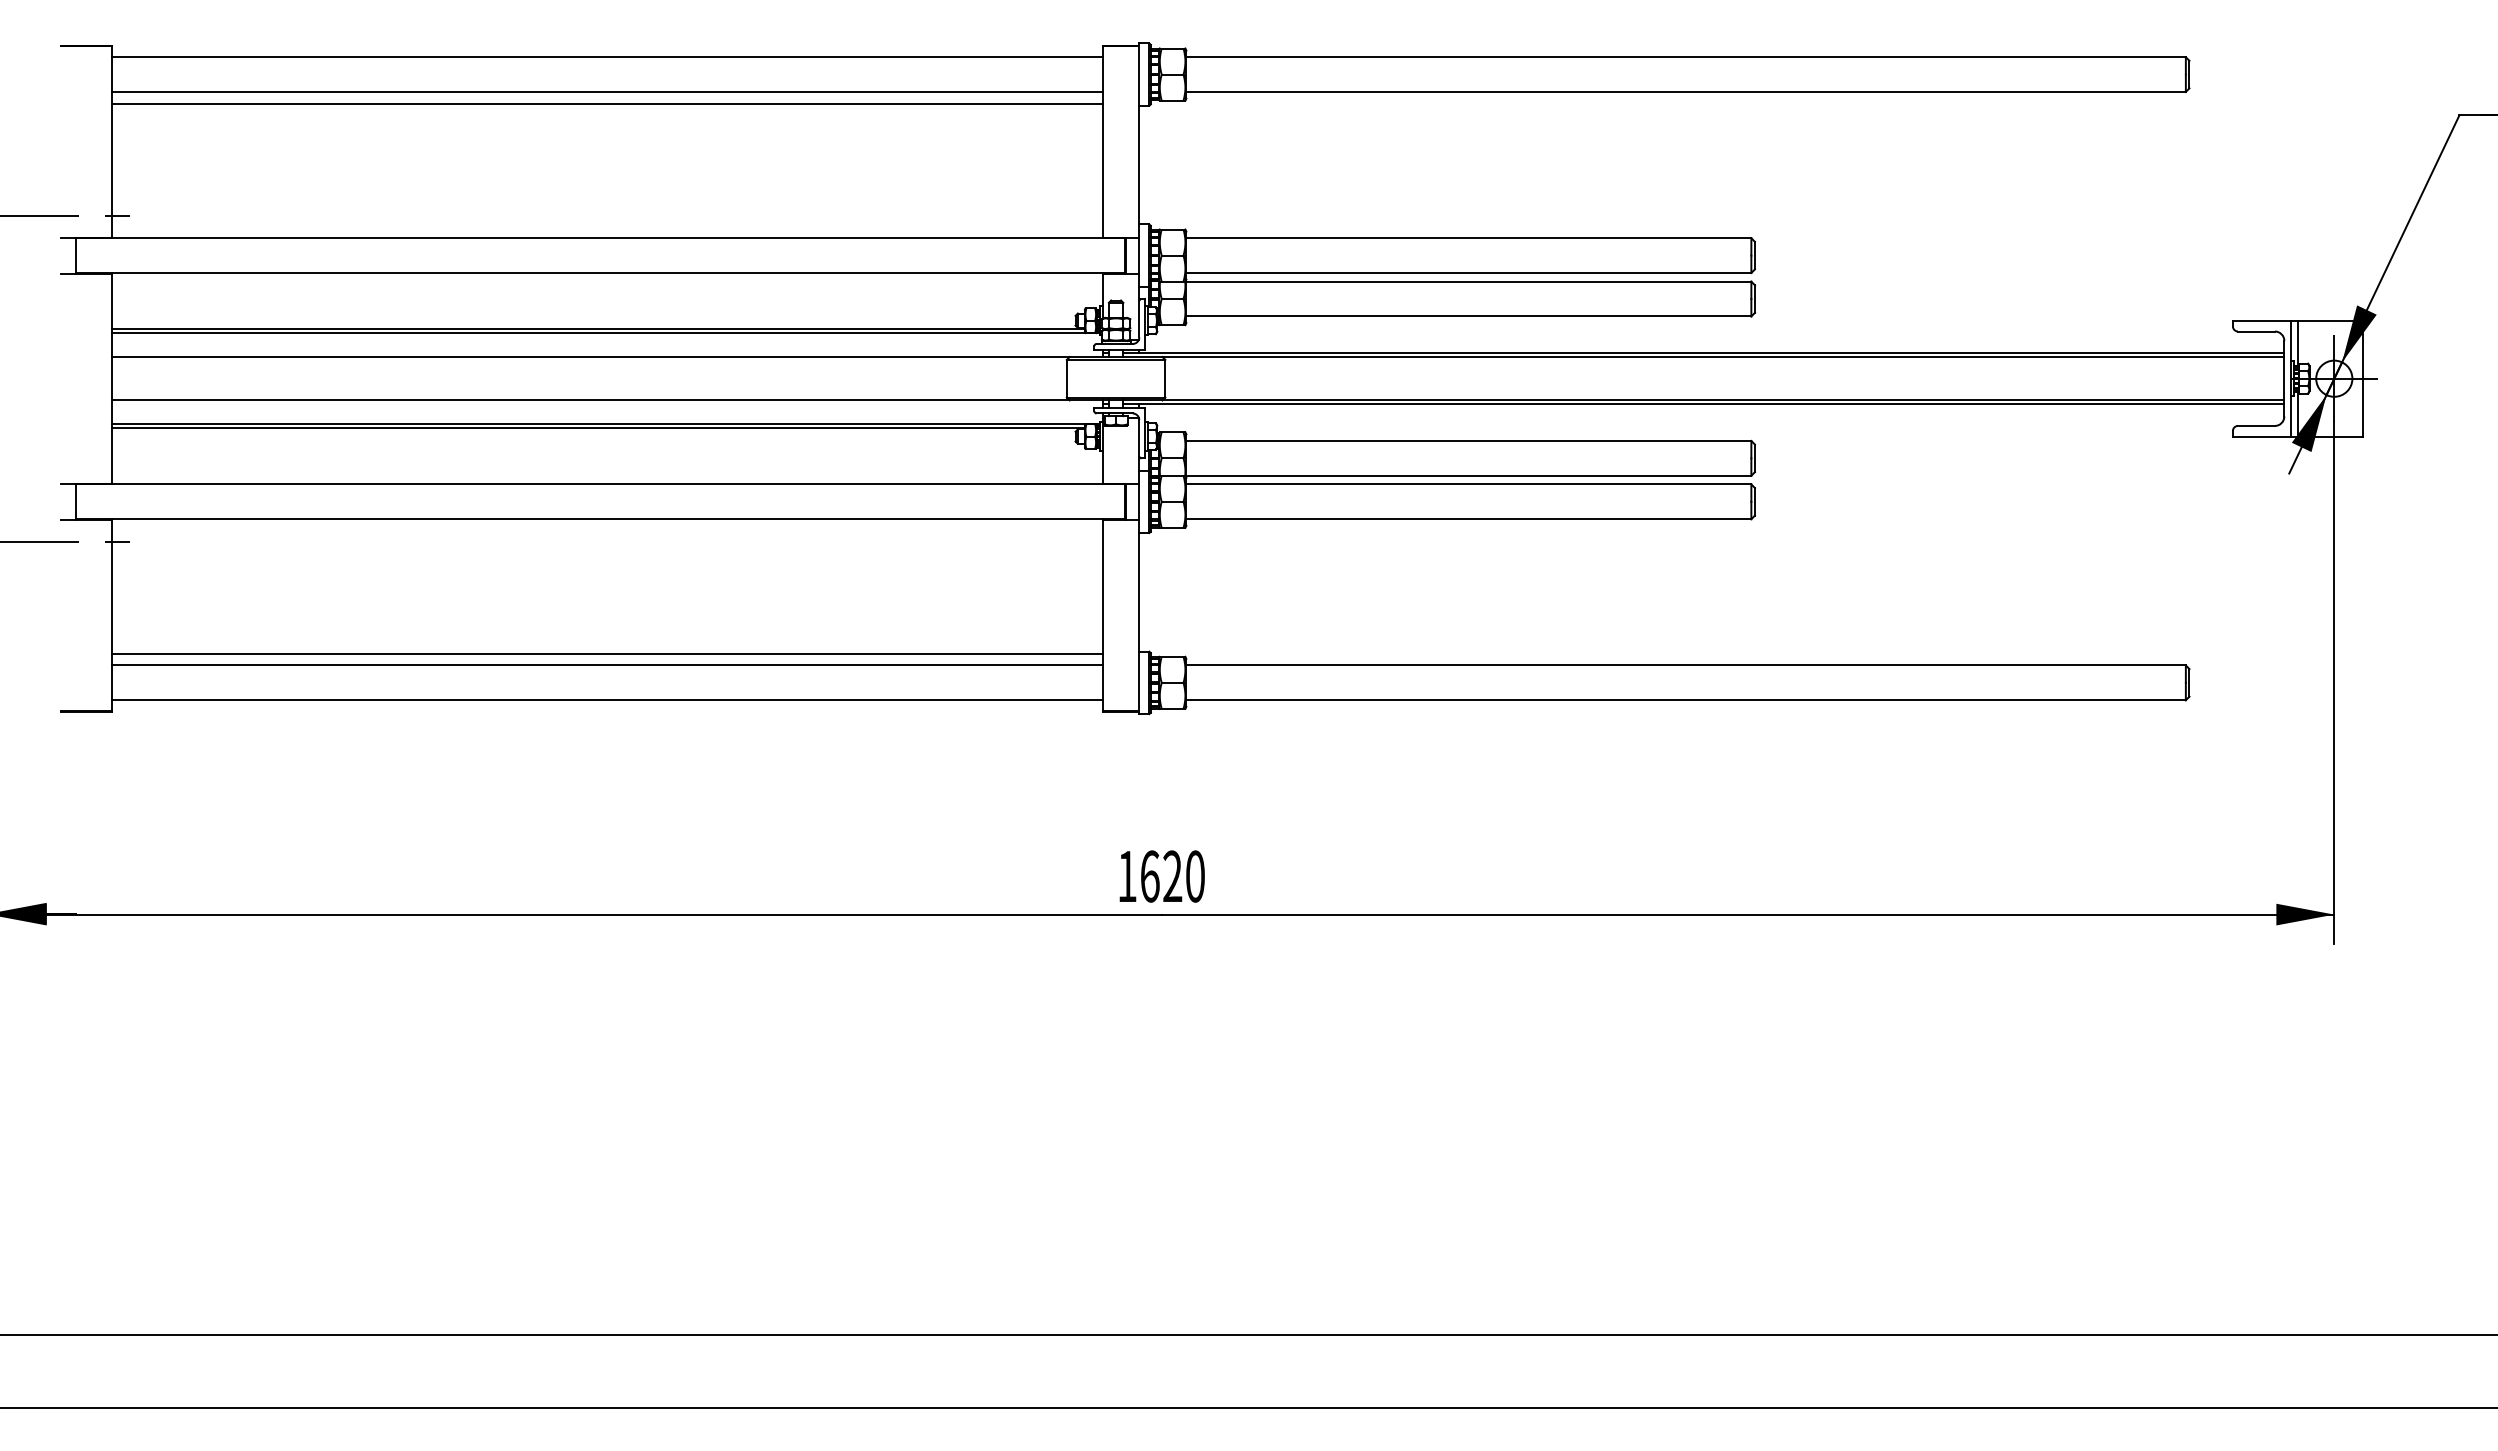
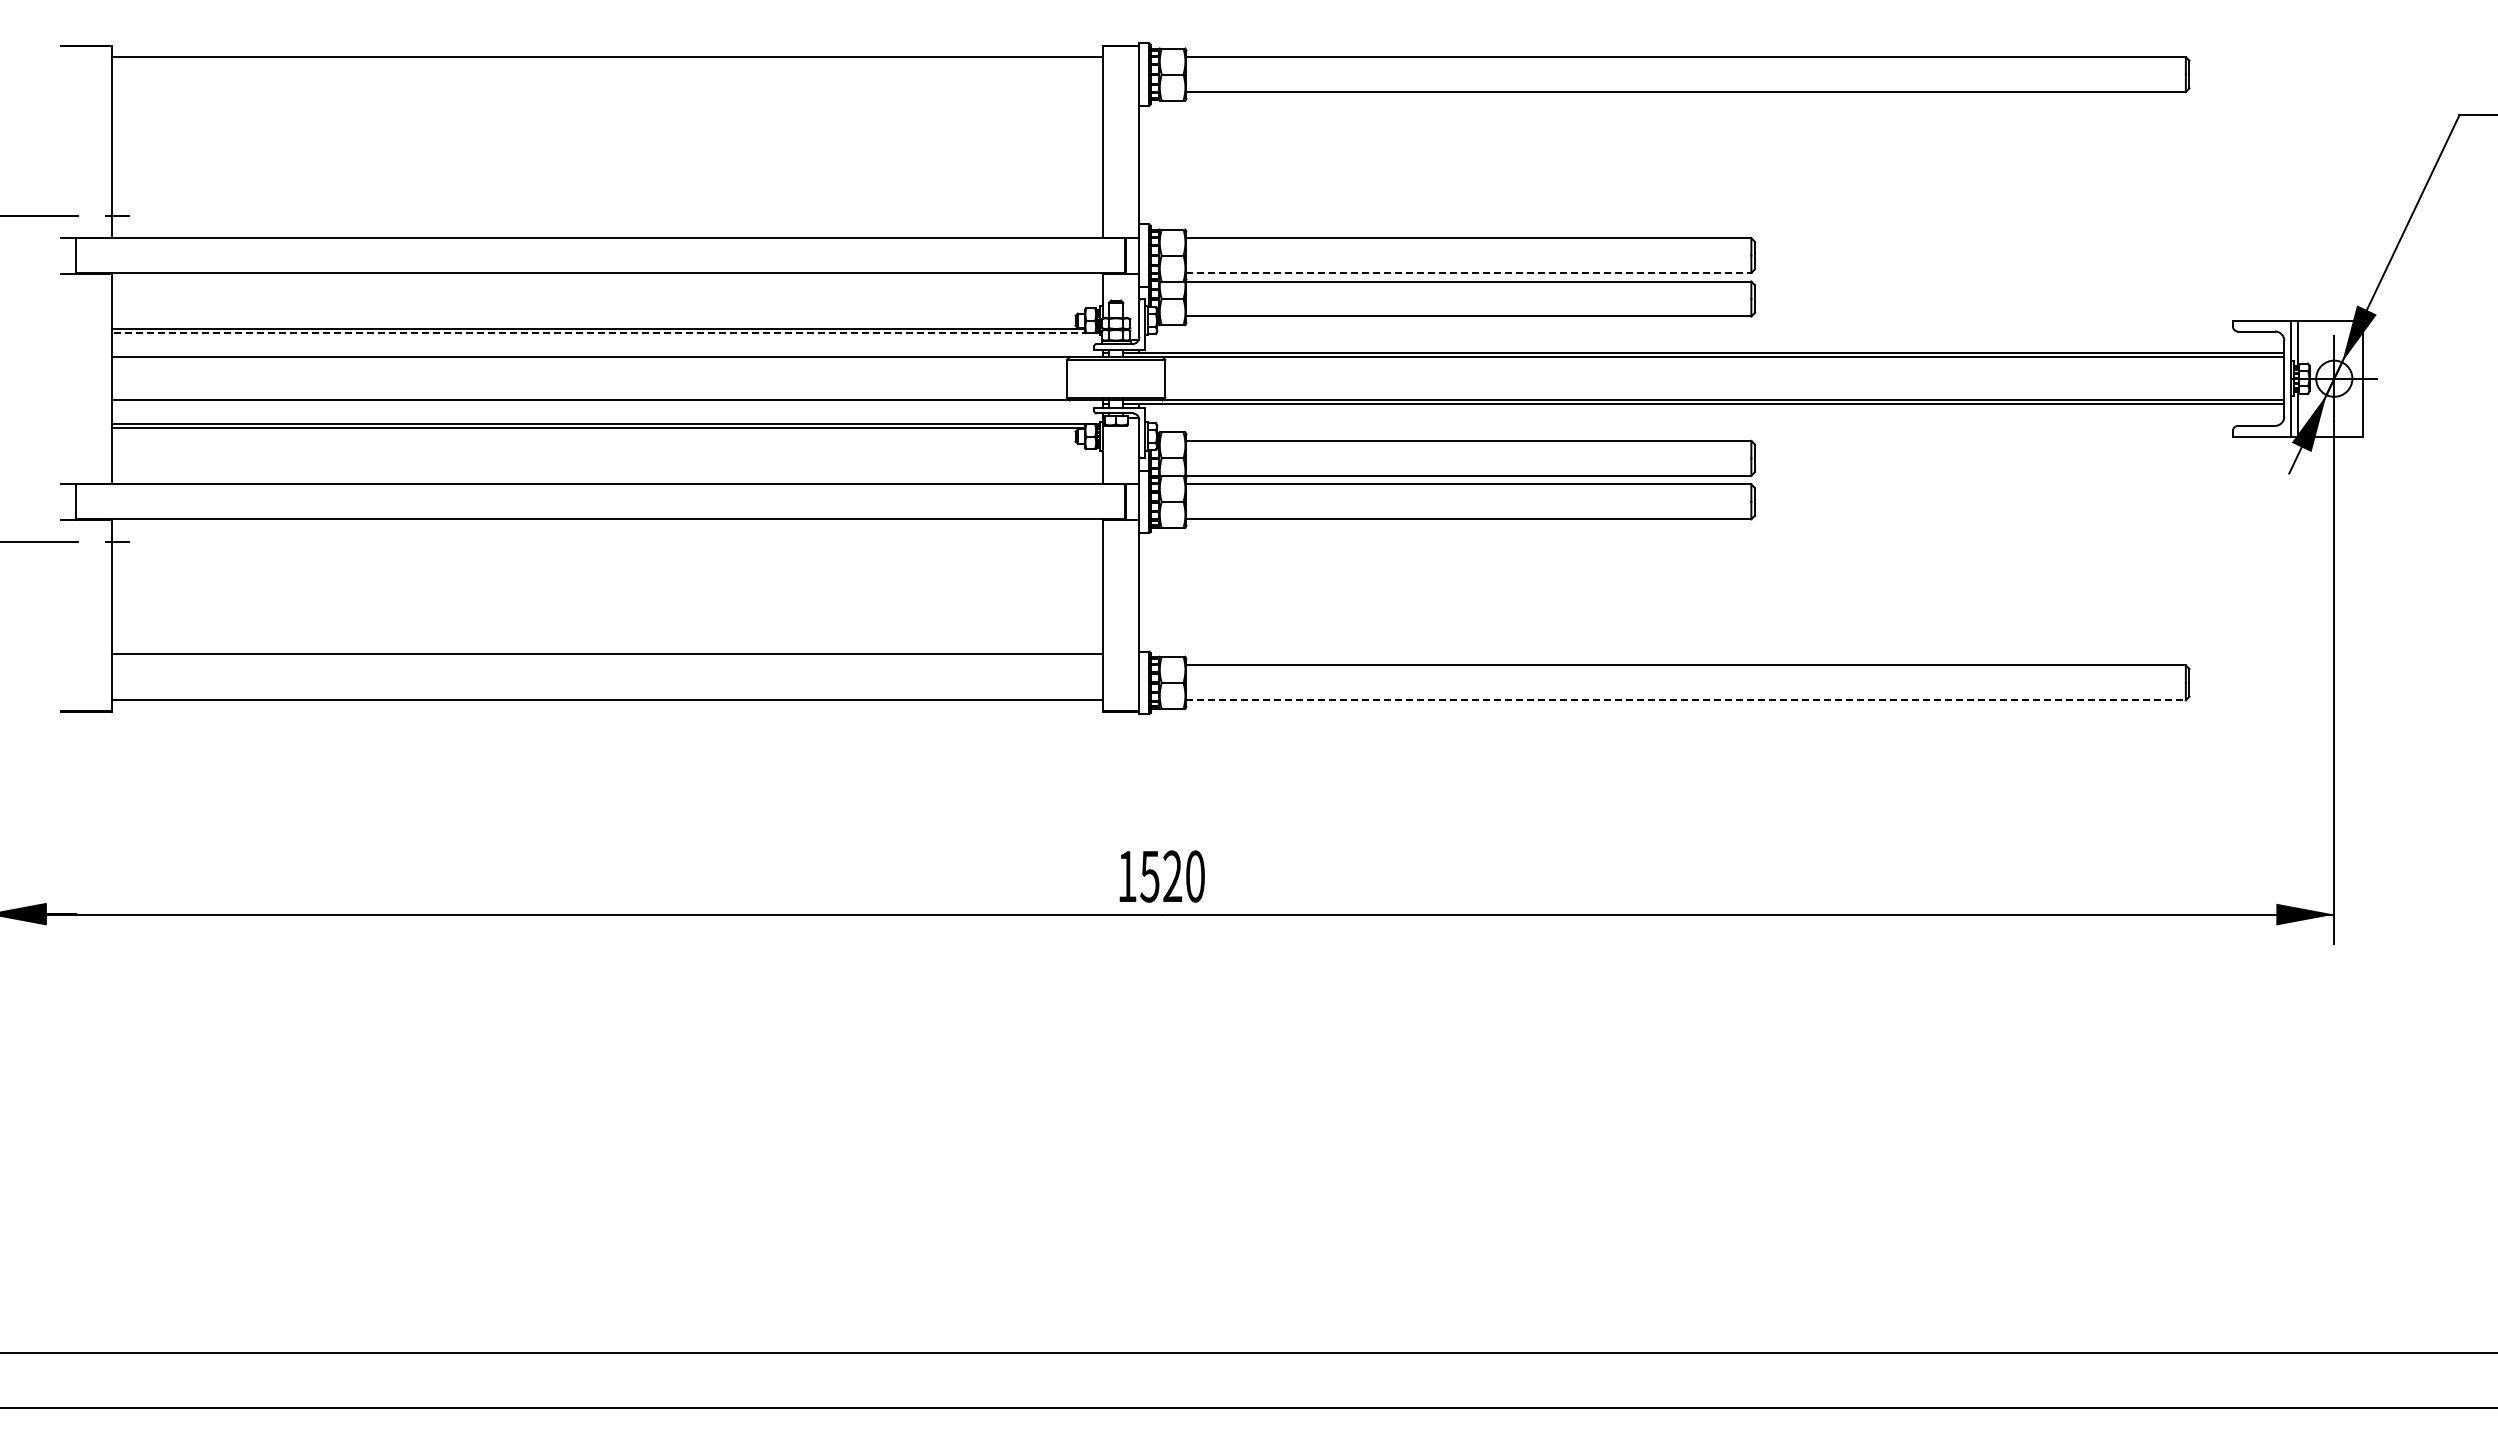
line: present -> none (607, 91)
line: present -> none (607, 103)
line: solid -> dashed (1469, 273)
line: solid -> dashed (605, 333)
line: present -> none (607, 665)
line: solid -> dashed (1686, 700)
text: 1620 -> 1520 (1149, 876)
line position: (1248, 1335) -> (1248, 1353) (1248, 1353)
